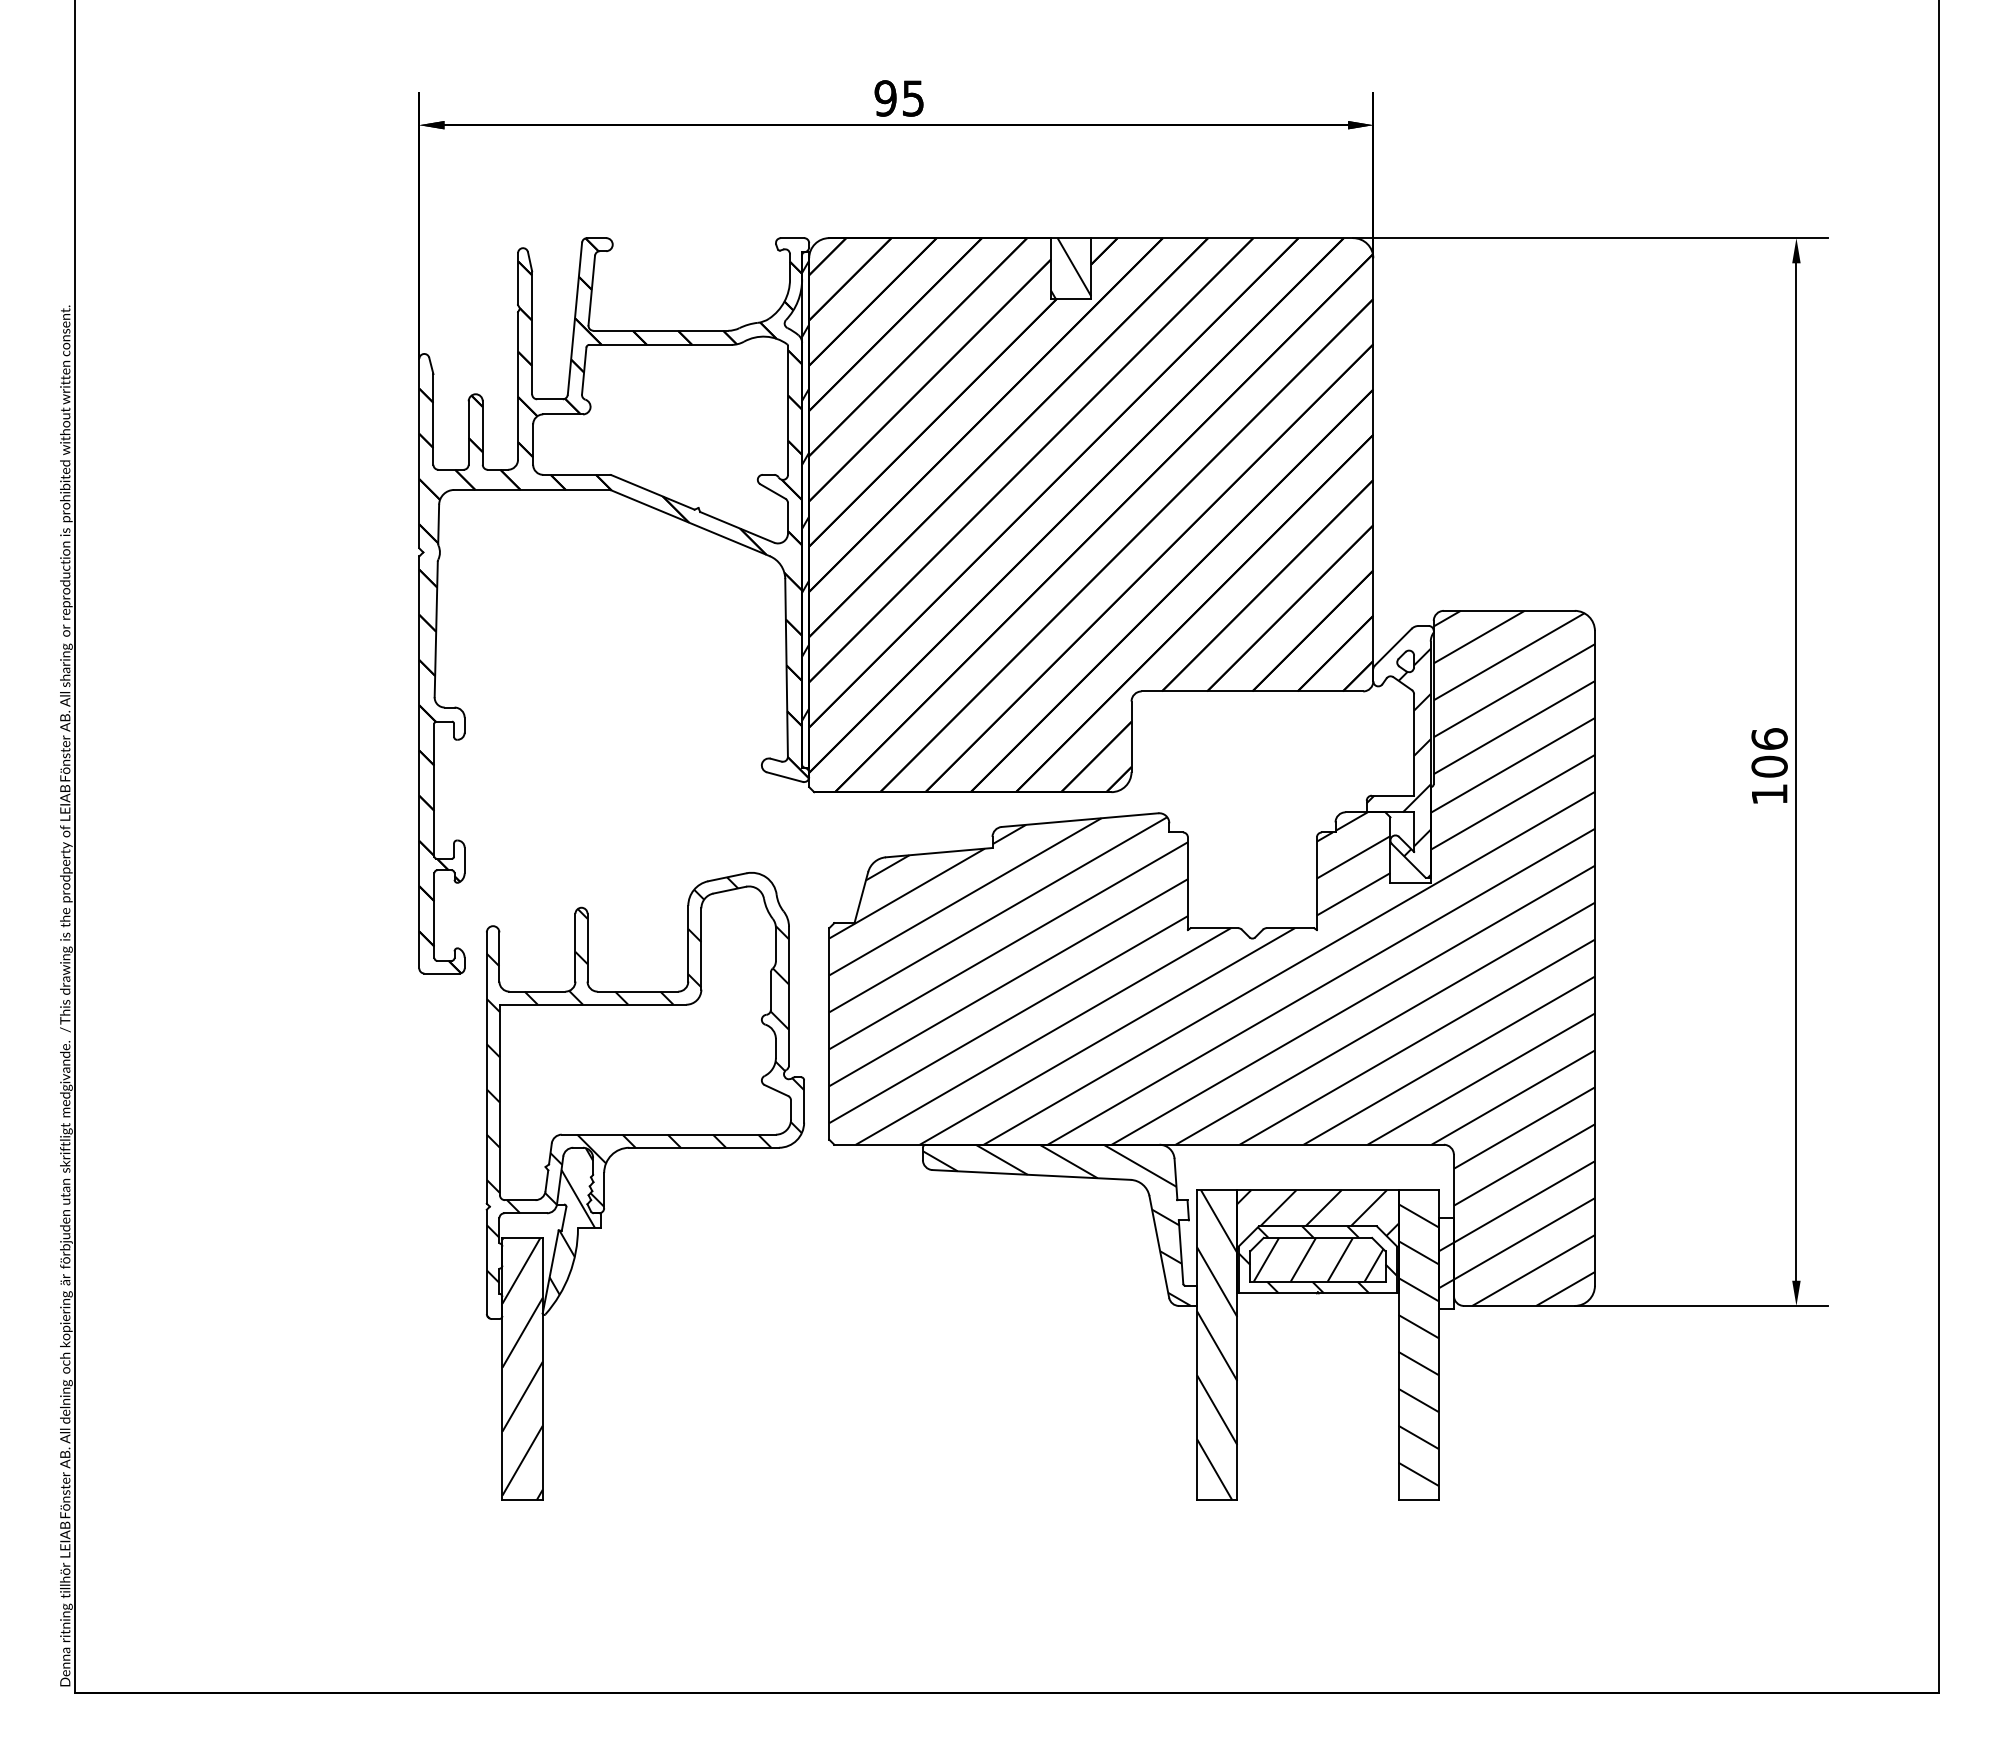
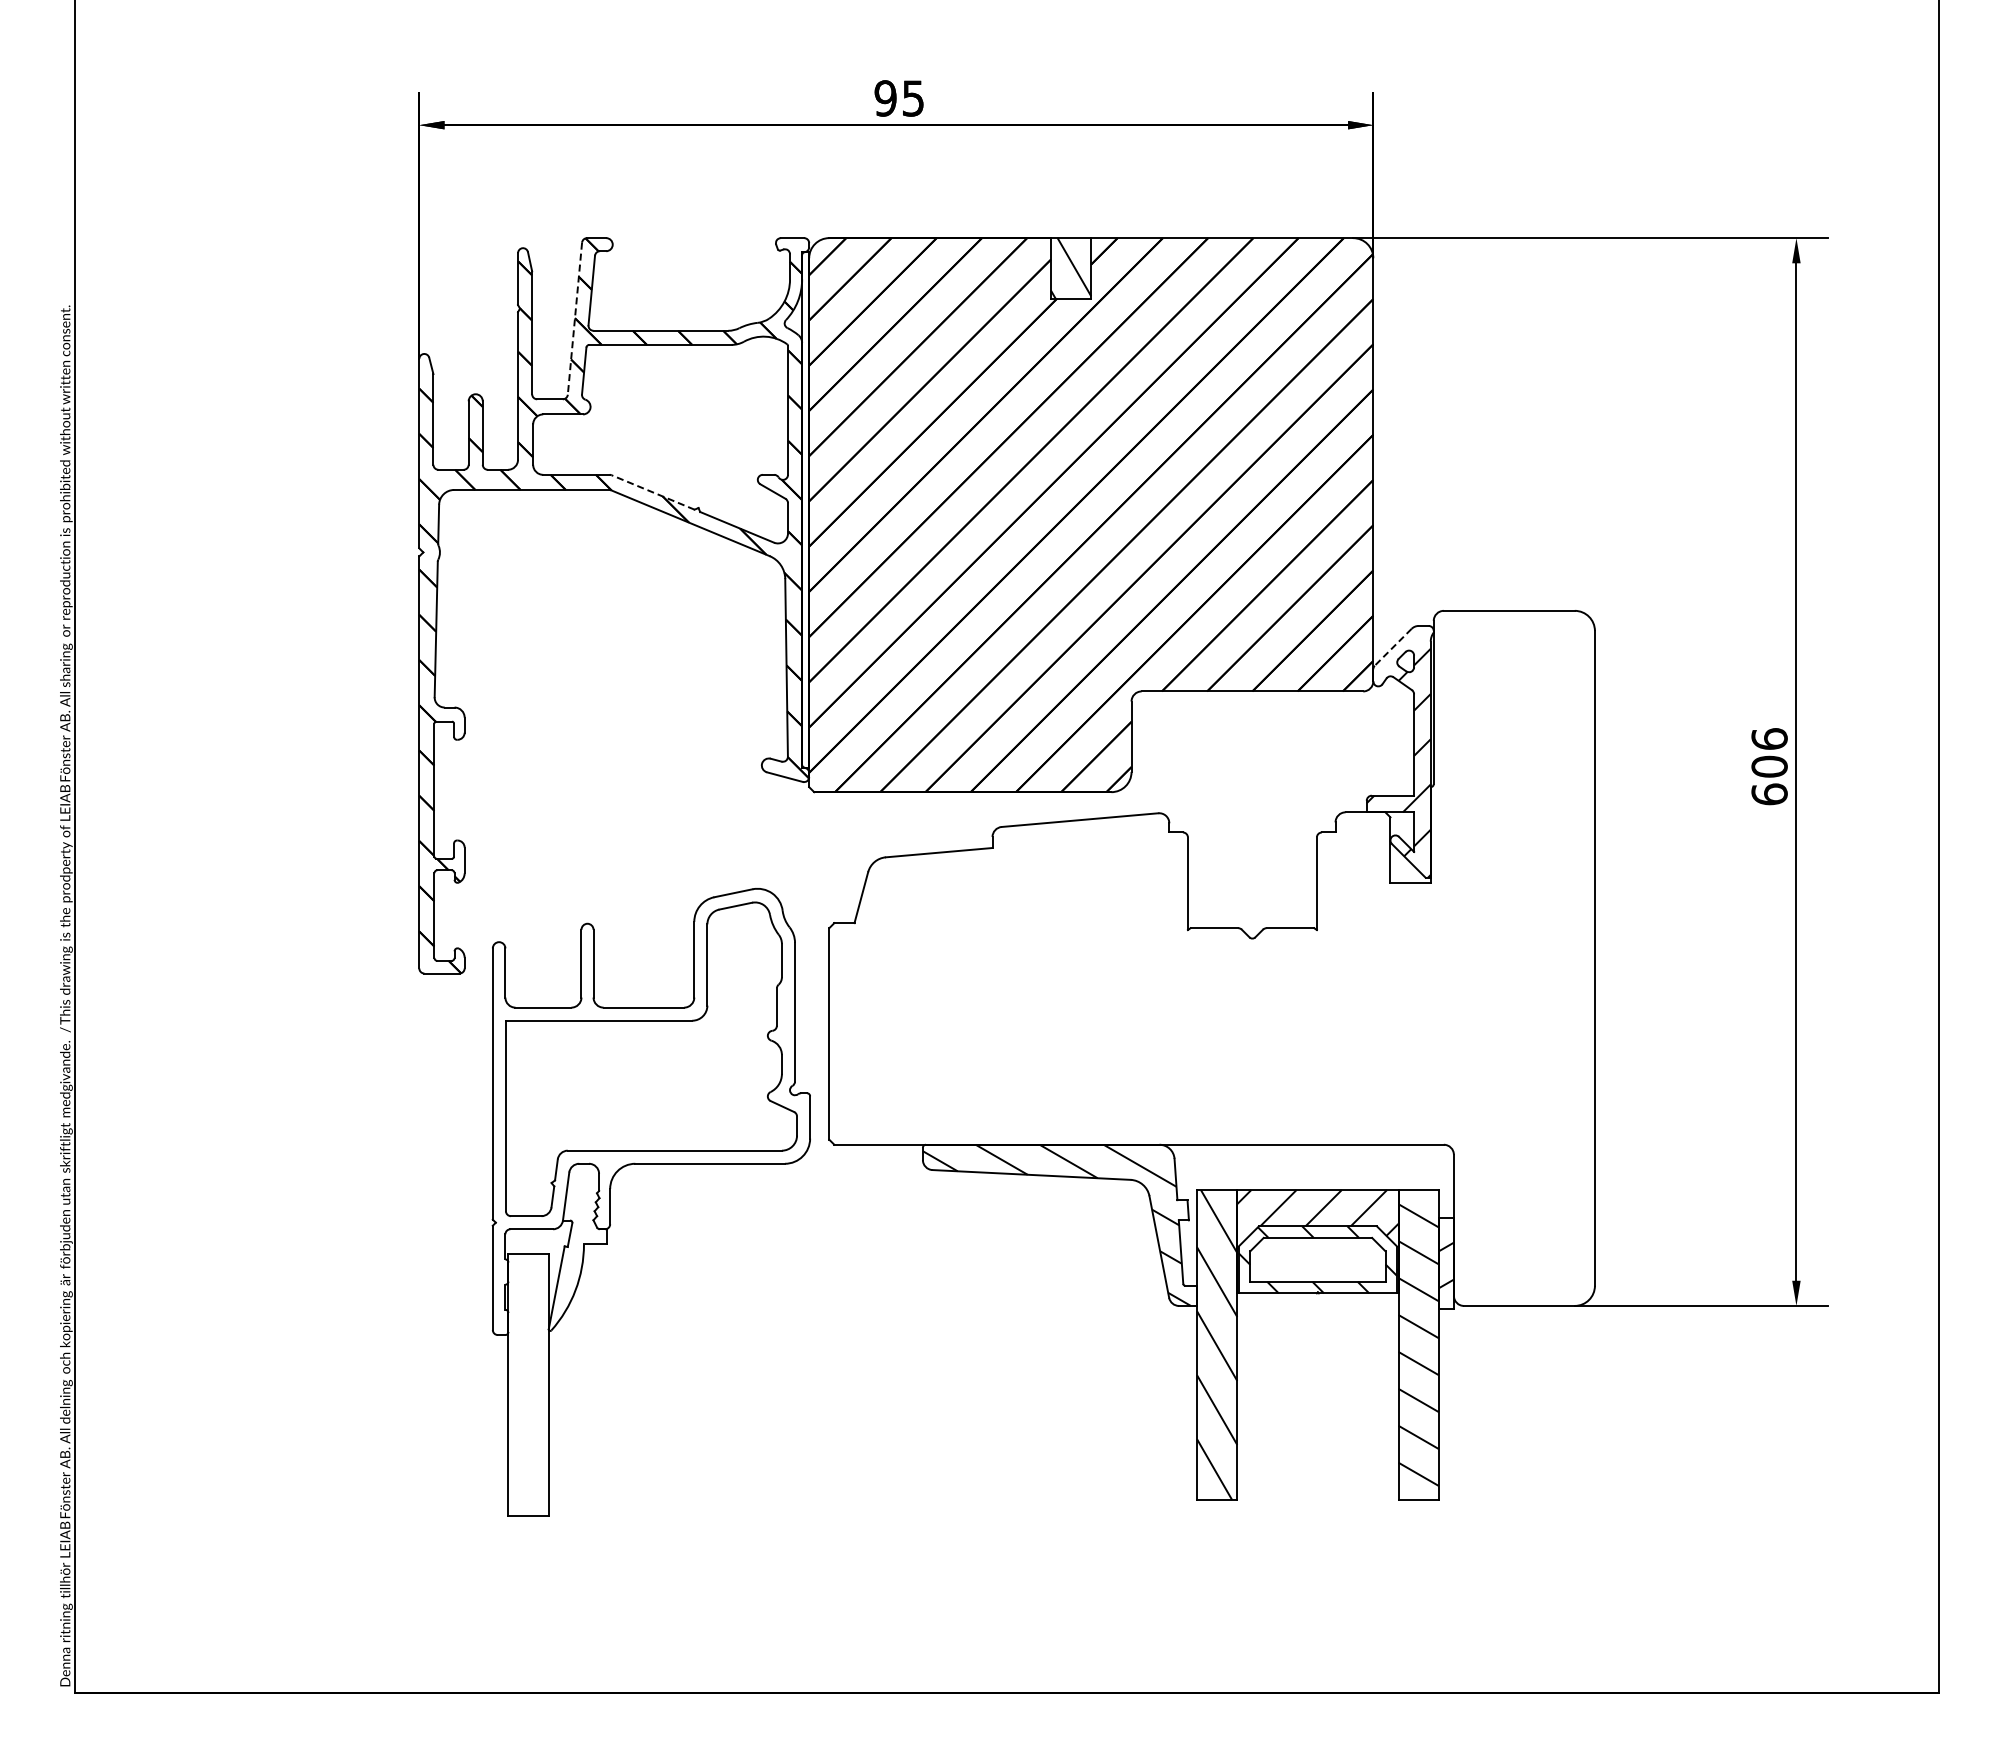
line: solid -> dashed (574, 319)
hatch: present -> none (805, 490)
line: solid -> dashed (653, 492)
line: solid -> dashed (1392, 647)
text: 106 -> 606 (1769, 794)
hatch: present -> none (1211, 957)
part position: (644, 1148) -> (650, 1164) (650, 1164)
hatch: present -> none (1318, 1259)
